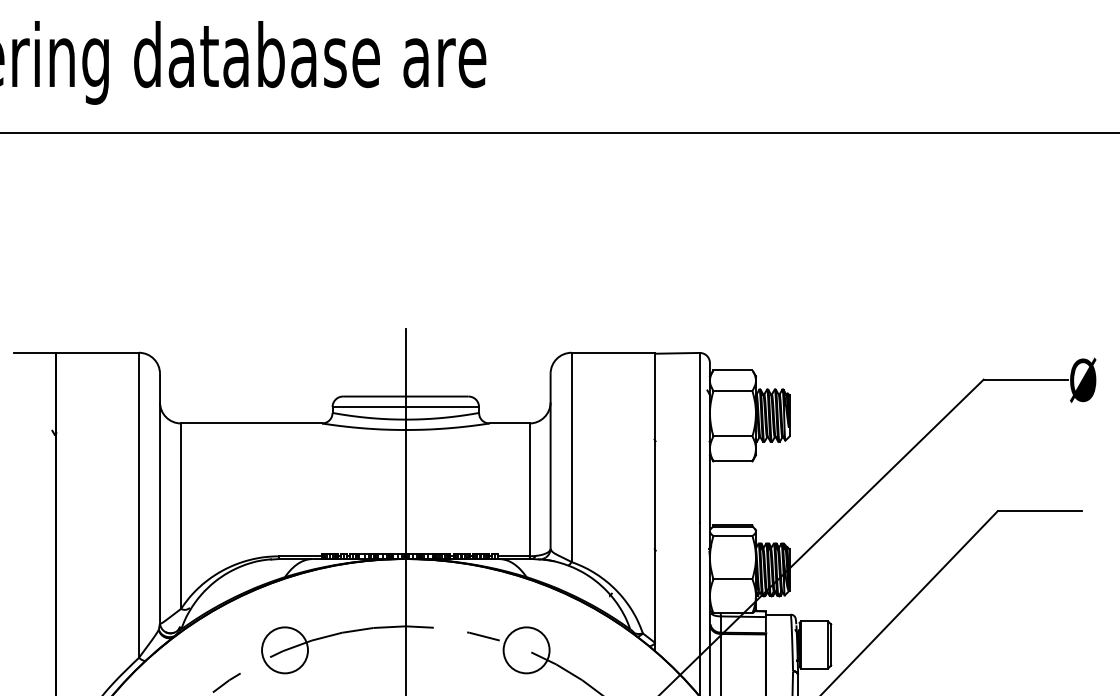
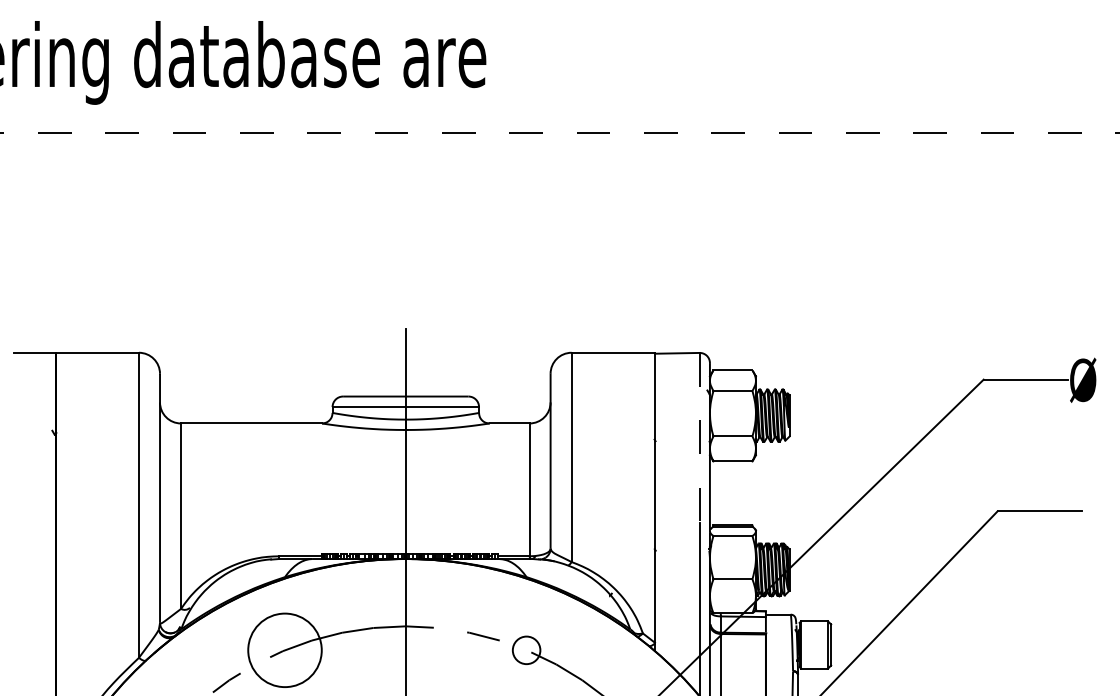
line: solid -> dashed (560, 132)
line: solid -> dashed (699, 437)
circle diameter: 46 px -> 74 px (284, 650)
circle diameter: 46 px -> 28 px (526, 650)
